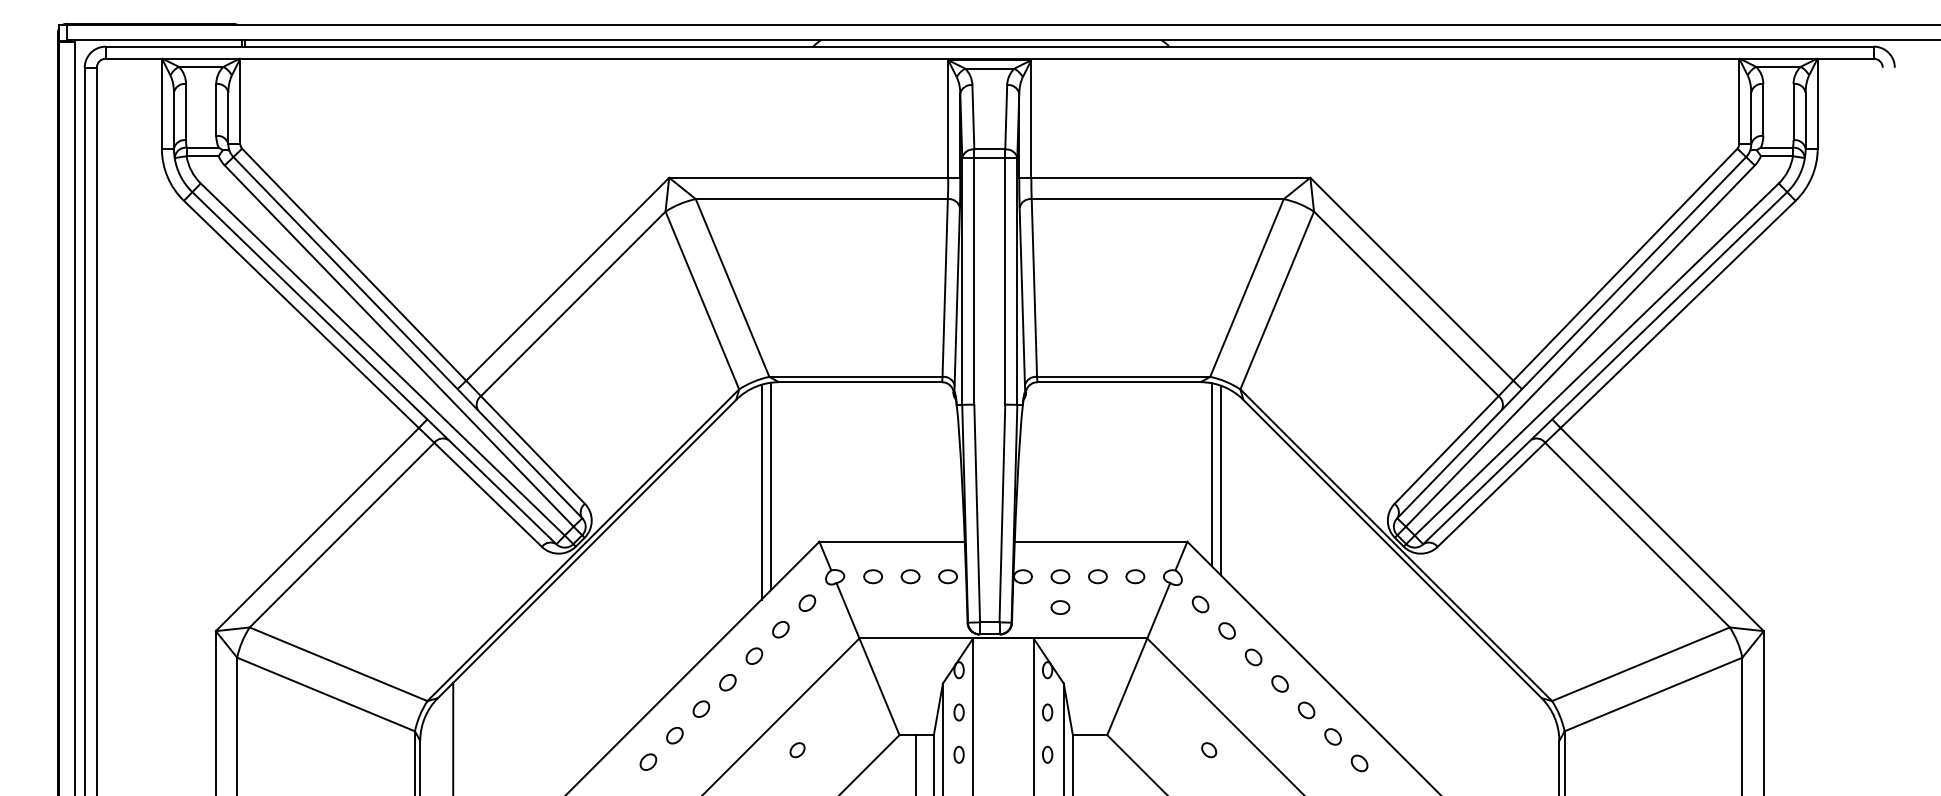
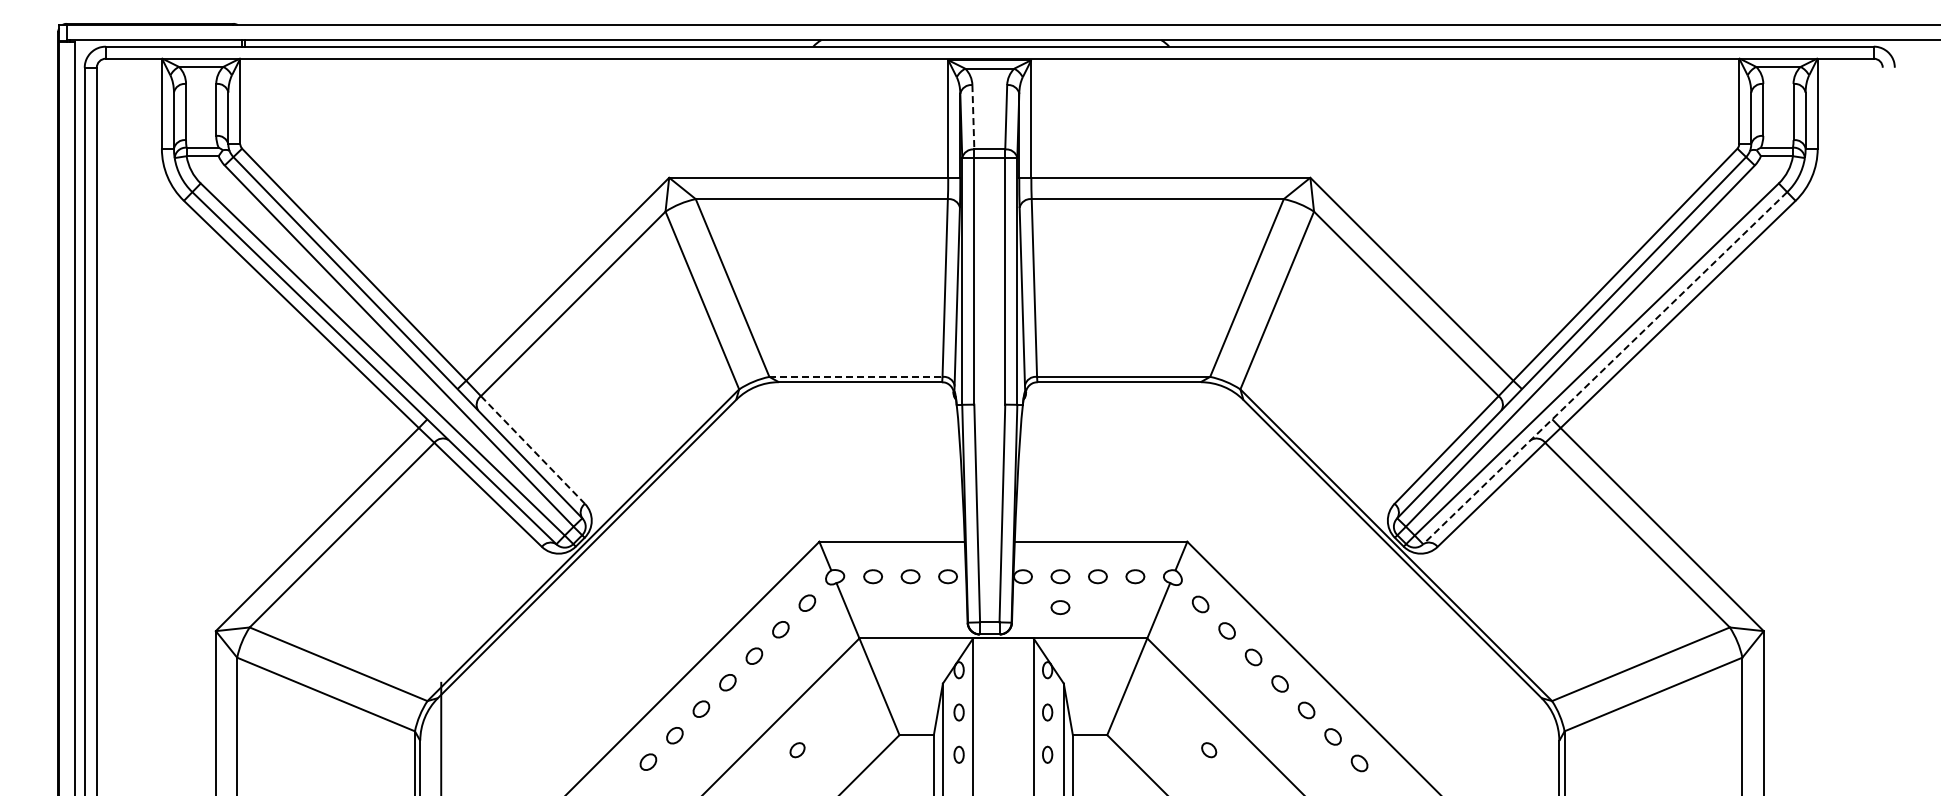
line: solid -> dashed (973, 117)
line: solid -> dashed (1604, 368)
line: solid -> dashed (855, 376)
line: solid -> dashed (532, 450)
line: present -> none (1211, 474)
line: present -> none (1220, 480)
line: present -> none (770, 486)
line: present -> none (761, 491)
line position: (453, 737) -> (441, 737) (441, 737)
line: present -> none (915, 763)
